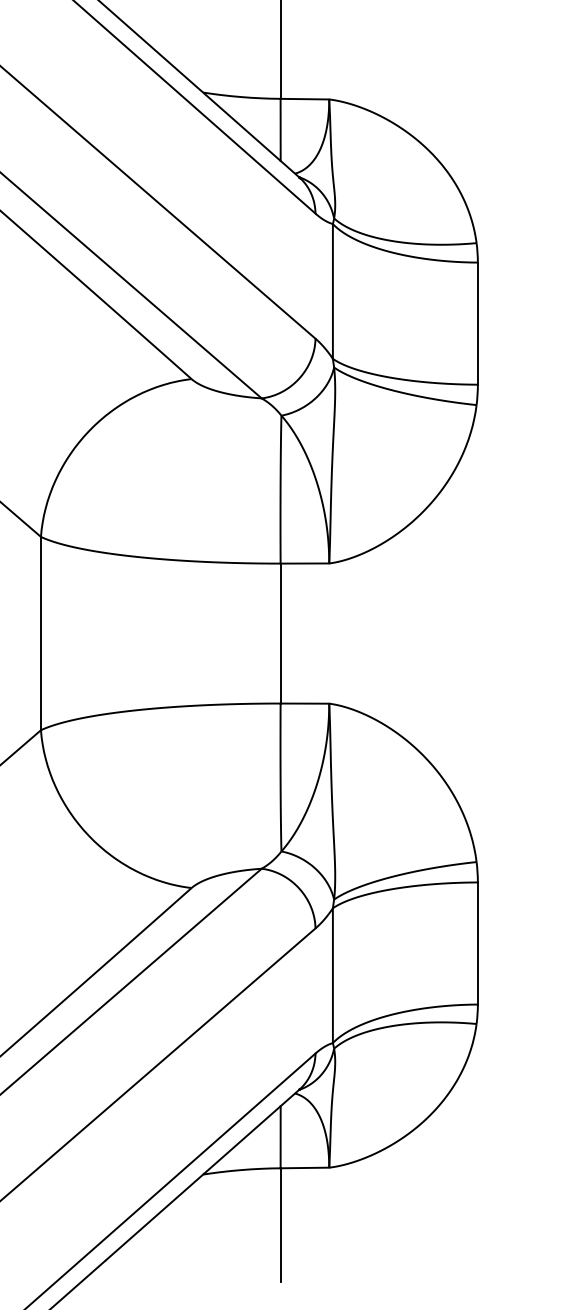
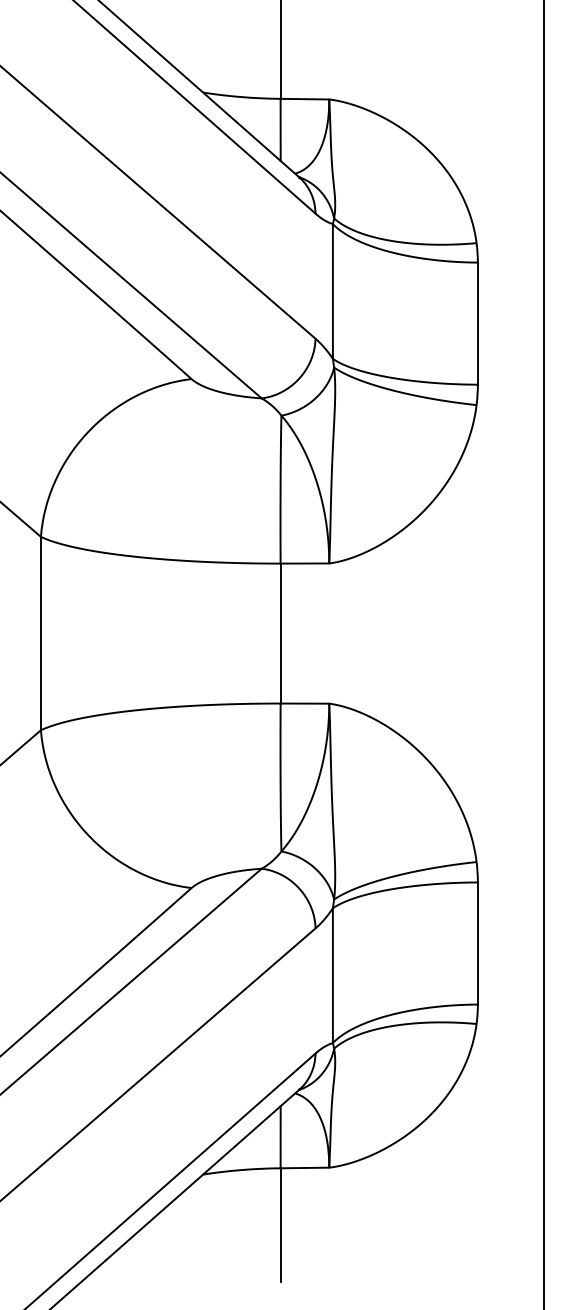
line: none -> present (544, 654)
